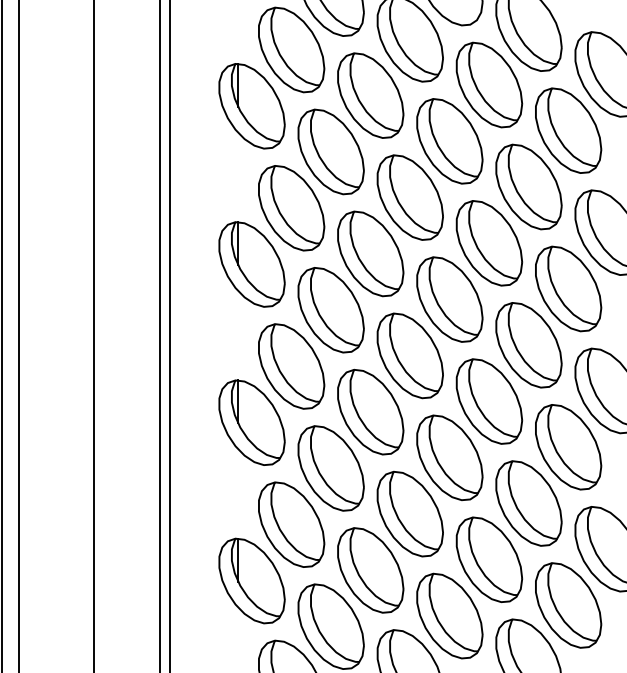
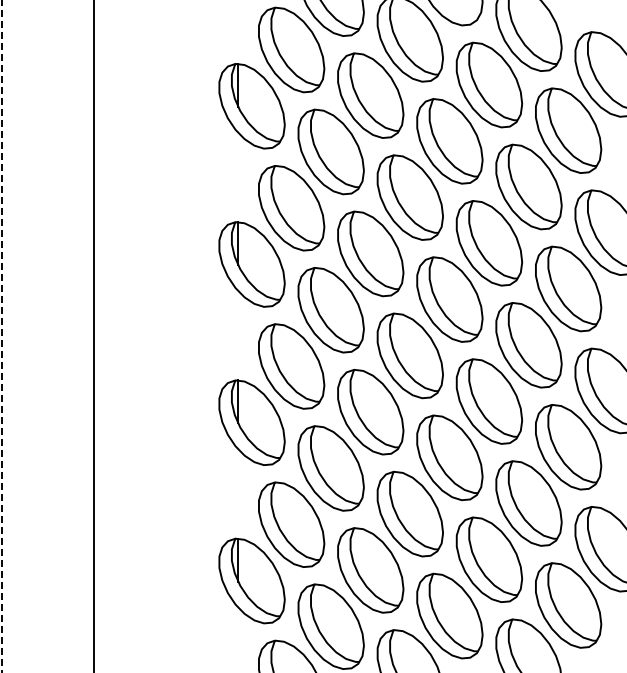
line: present -> none (18, 335)
line: present -> none (160, 335)
line: present -> none (170, 335)
line: solid -> dashed (1, 336)
